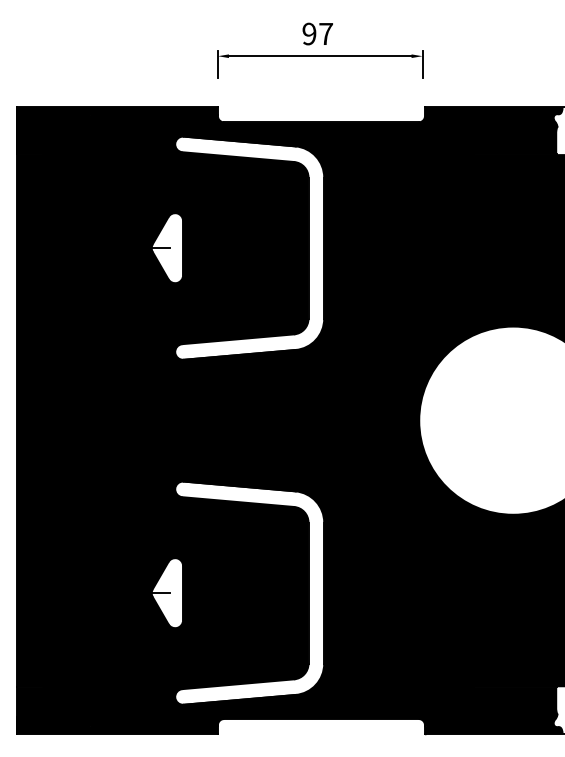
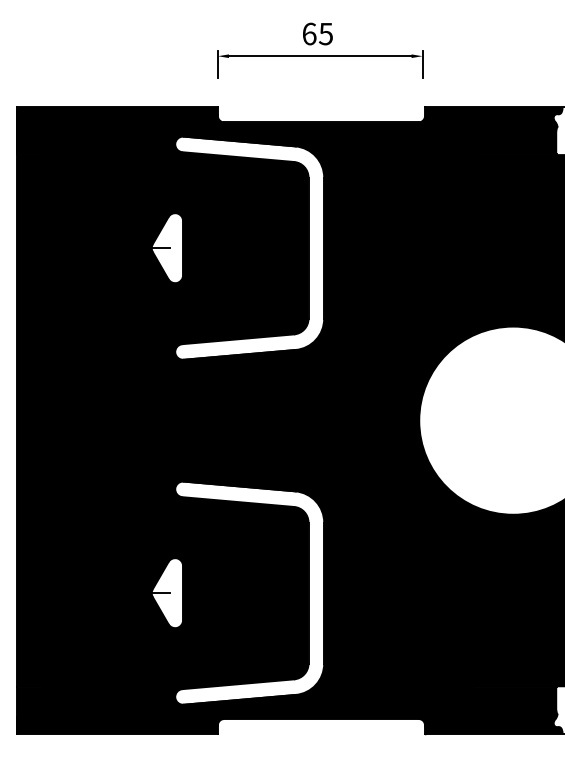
text: 97 -> 65 (317, 33)
